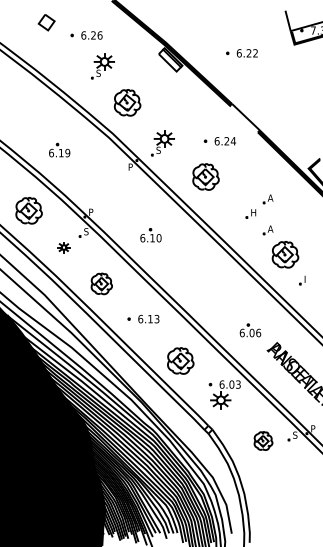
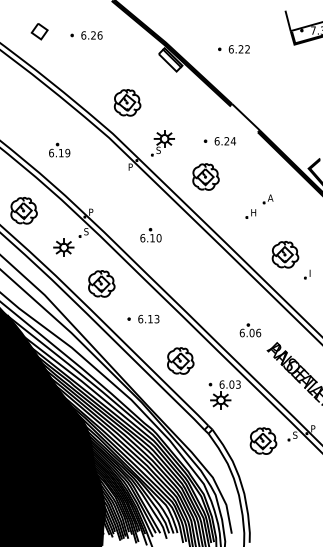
part position: (46, 22) -> (39, 31) (39, 31)
part position: (241, 53) -> (233, 49) (233, 49)
part: present -> none (102, 66)
part position: (28, 210) -> (23, 210) (23, 210)
part: present -> none (267, 230)
part size: 14x12 px -> 22x19 px (63, 247)
part position: (302, 280) -> (307, 274) (307, 274)
part size: 23x24 px -> 28x28 px (101, 283)
part size: 21x20 px -> 29x28 px (263, 440)
